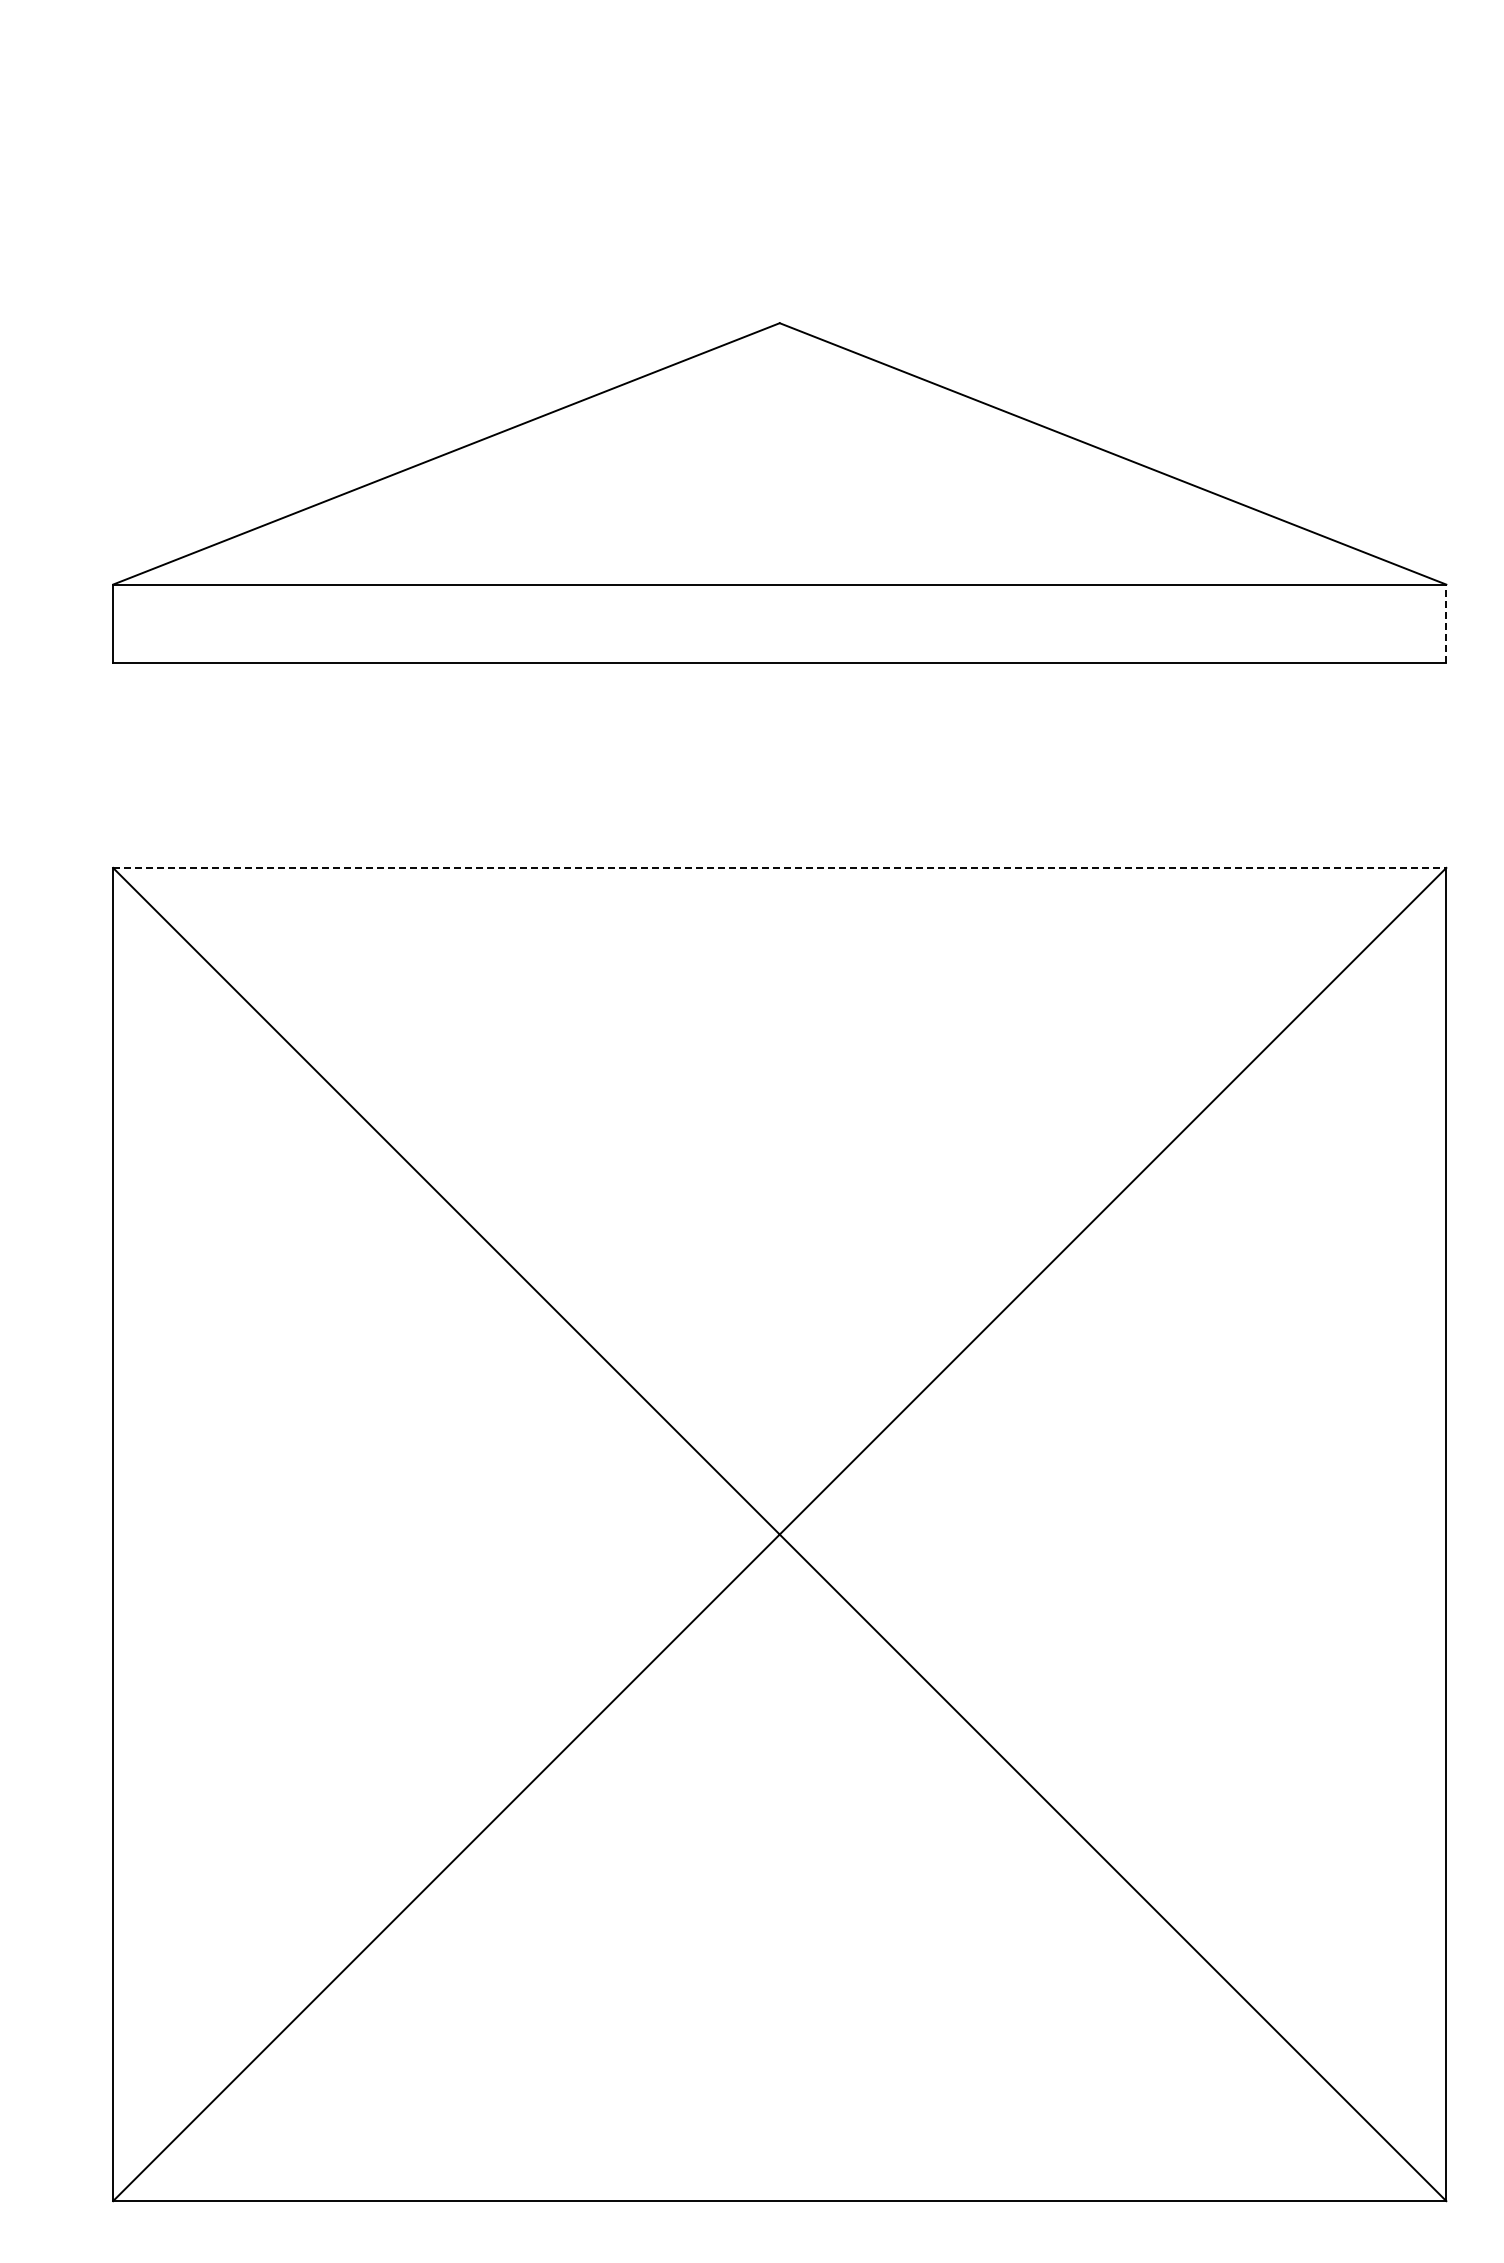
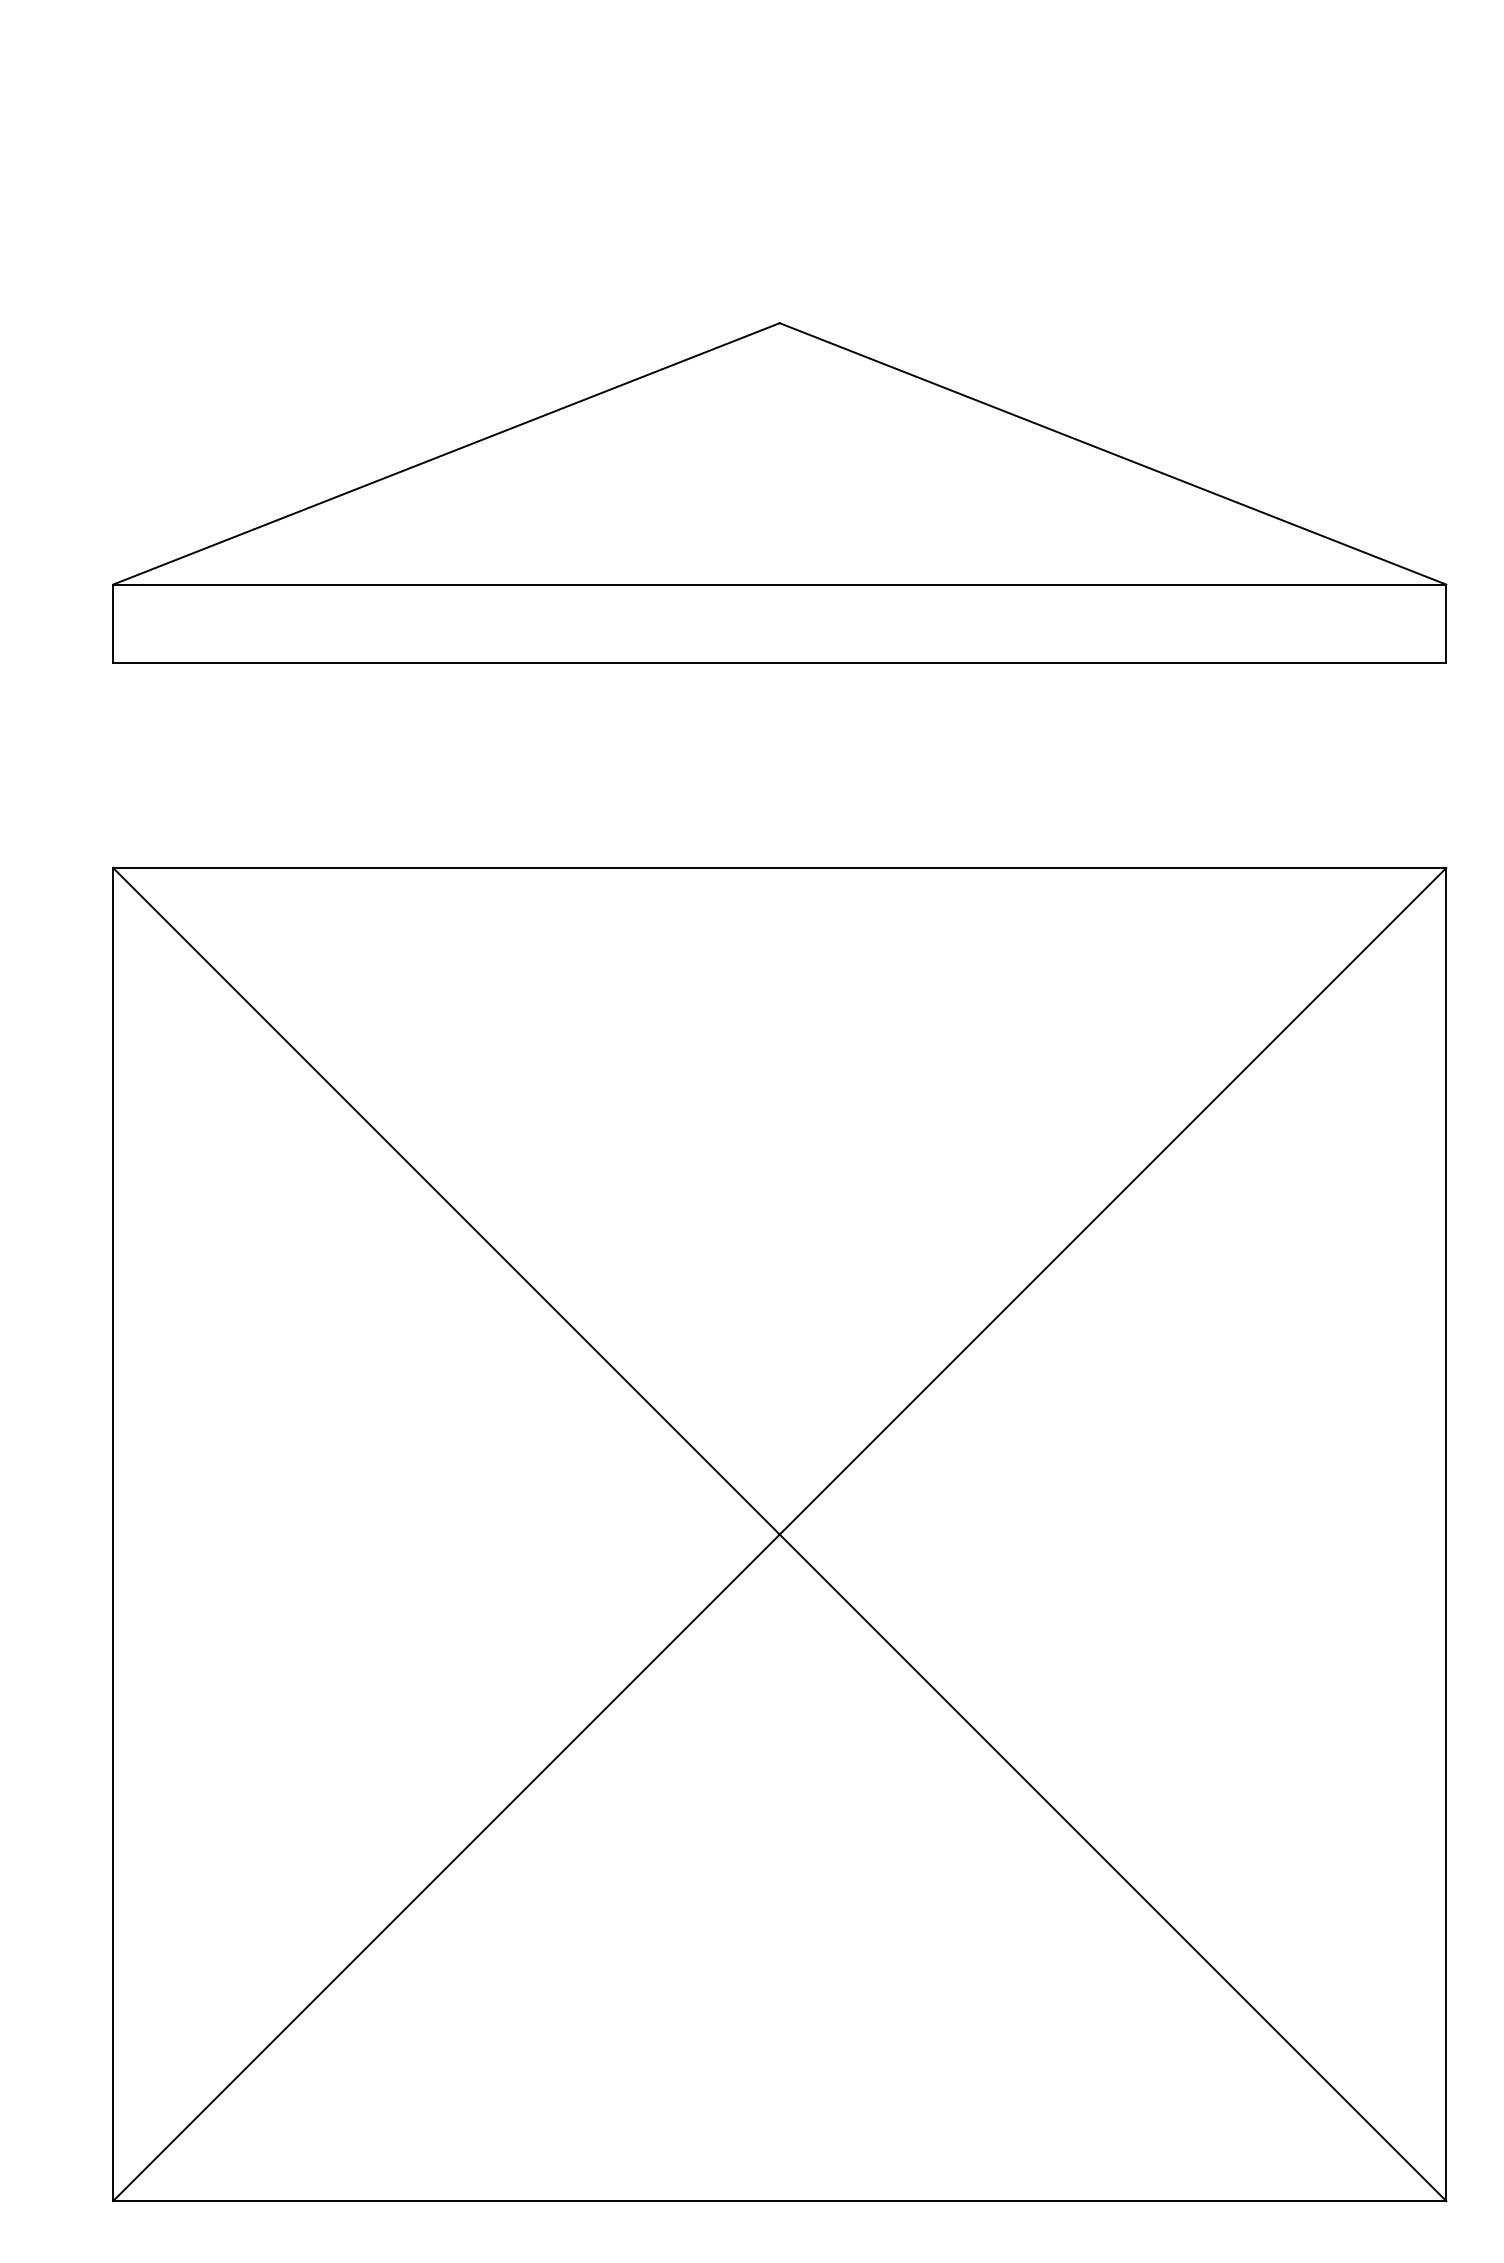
line: dashed -> solid (1446, 623)
line: dashed -> solid (779, 867)
